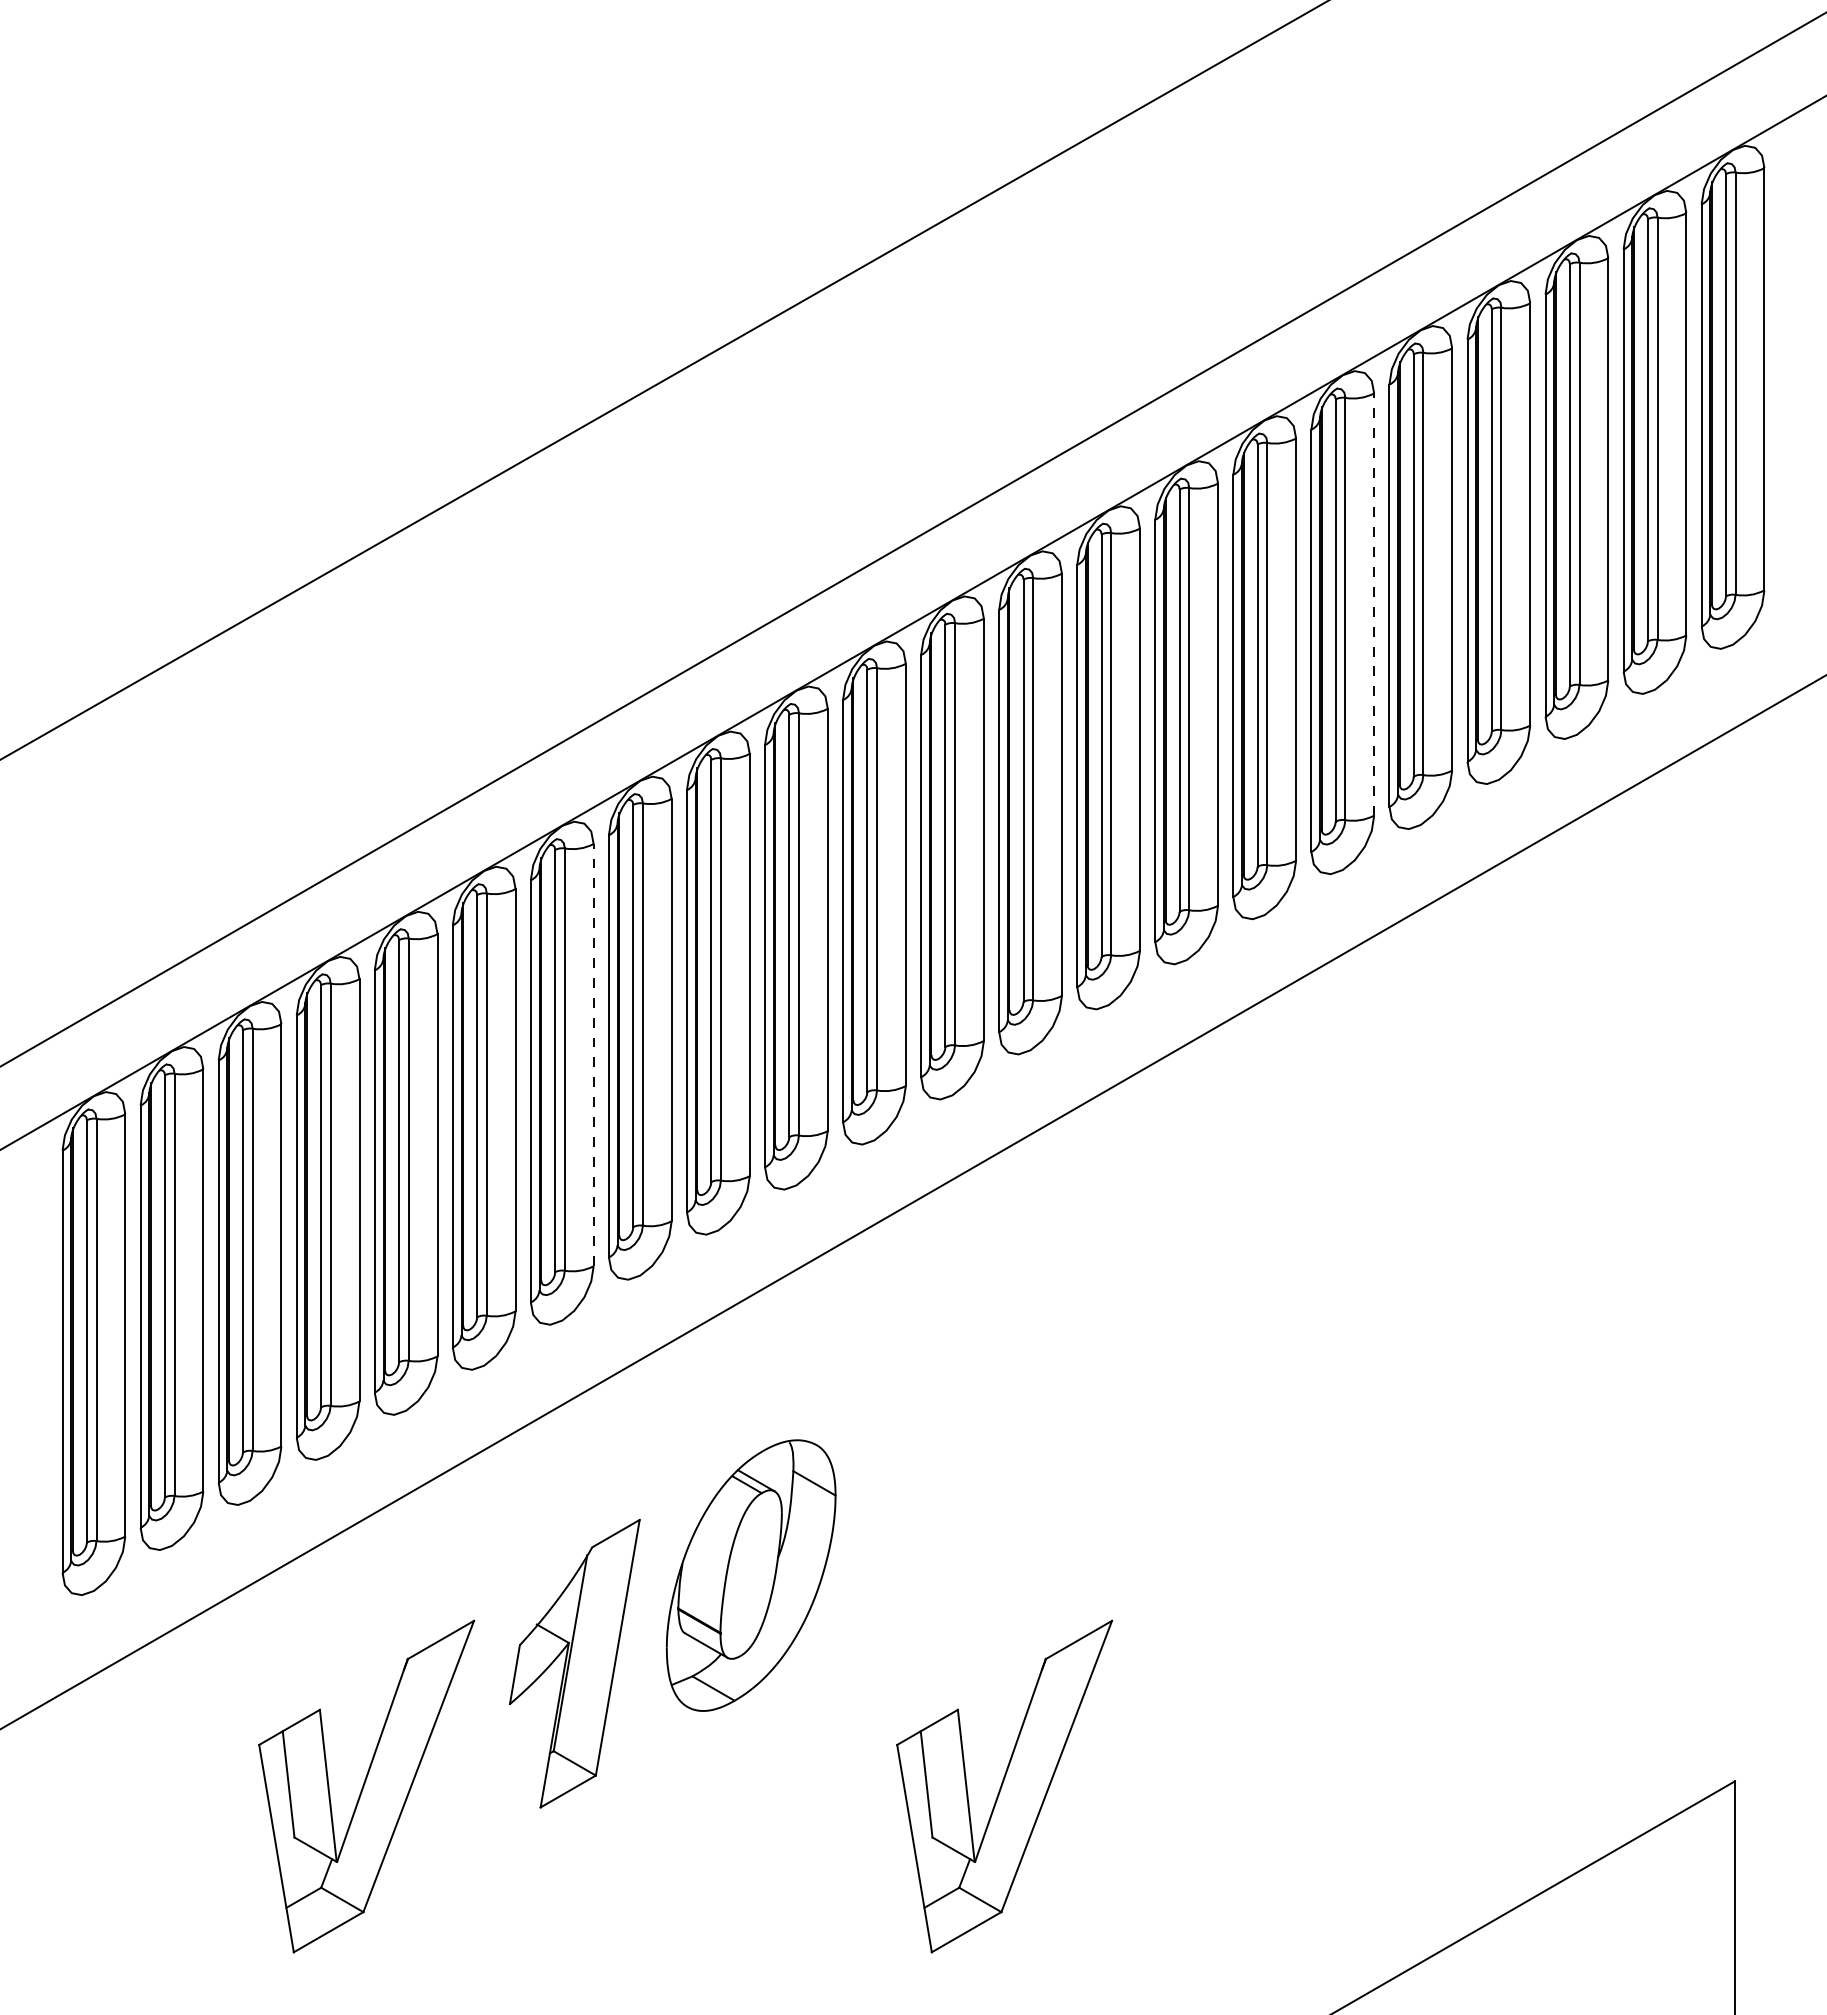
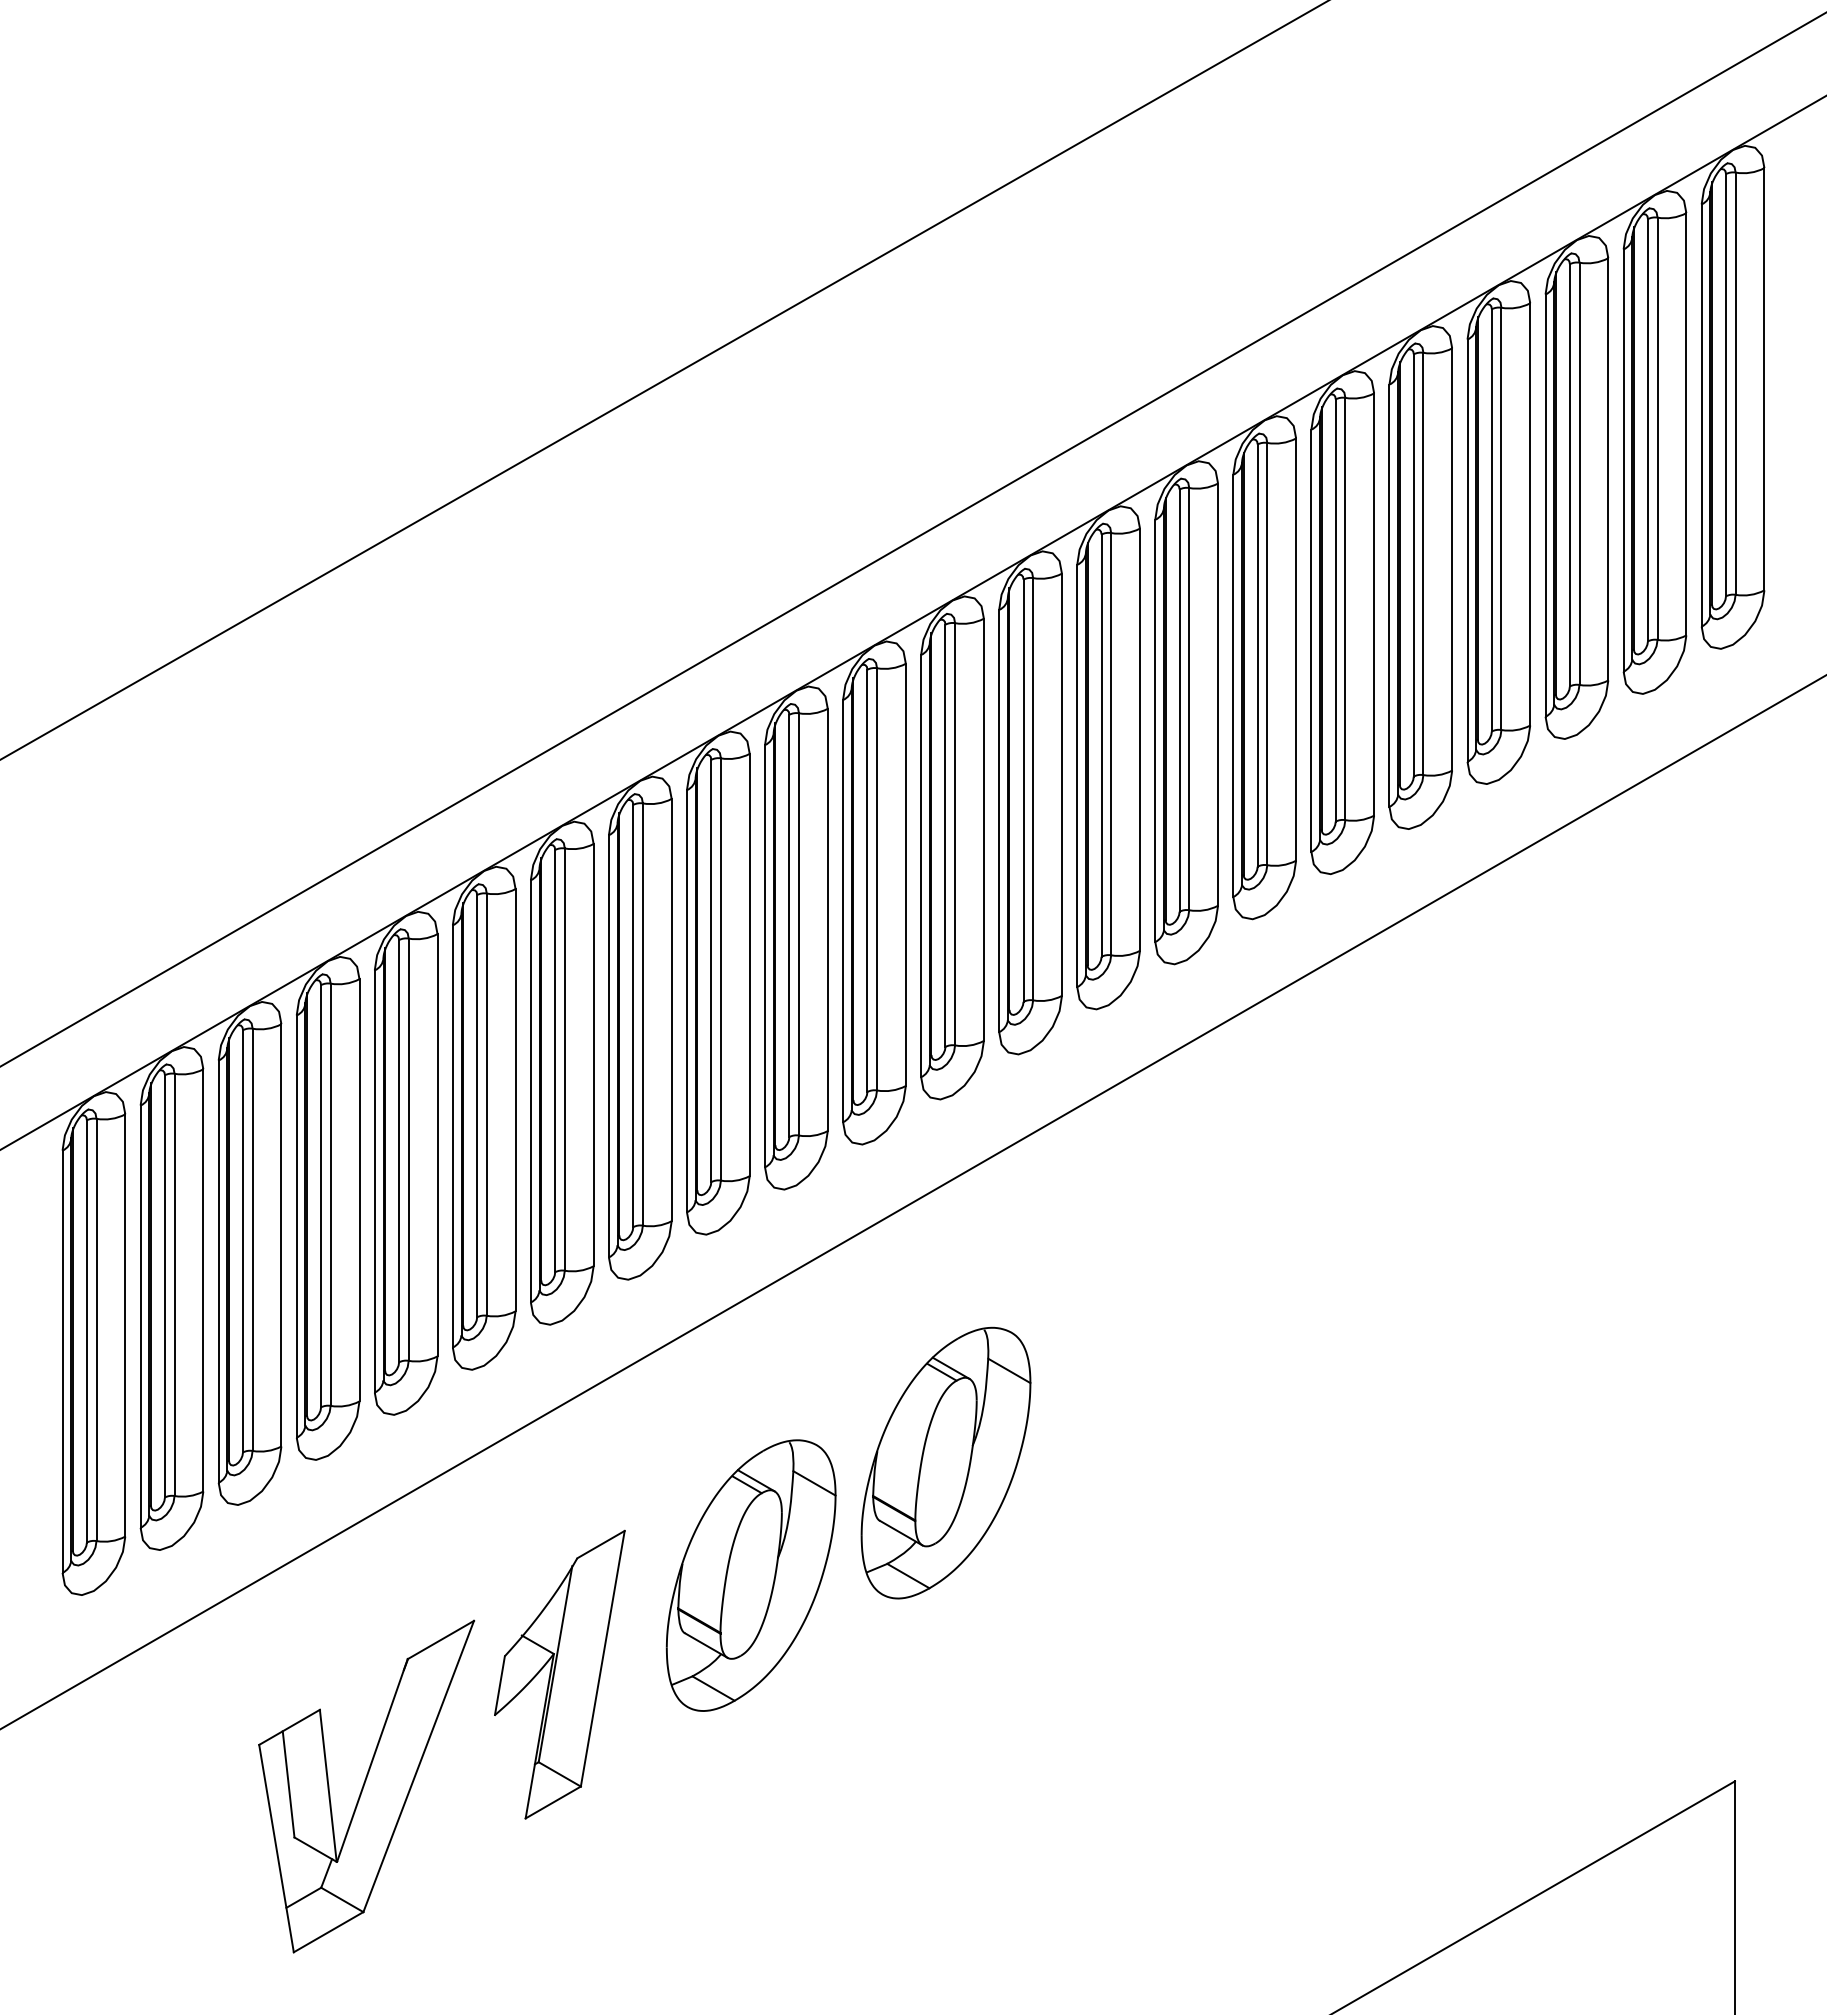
line: dashed -> solid (1374, 604)
line: dashed -> solid (593, 1054)
part: none -> present (945, 1462)
part position: (574, 1663) -> (559, 1674) (559, 1674)
part: present -> none (1004, 1786)
